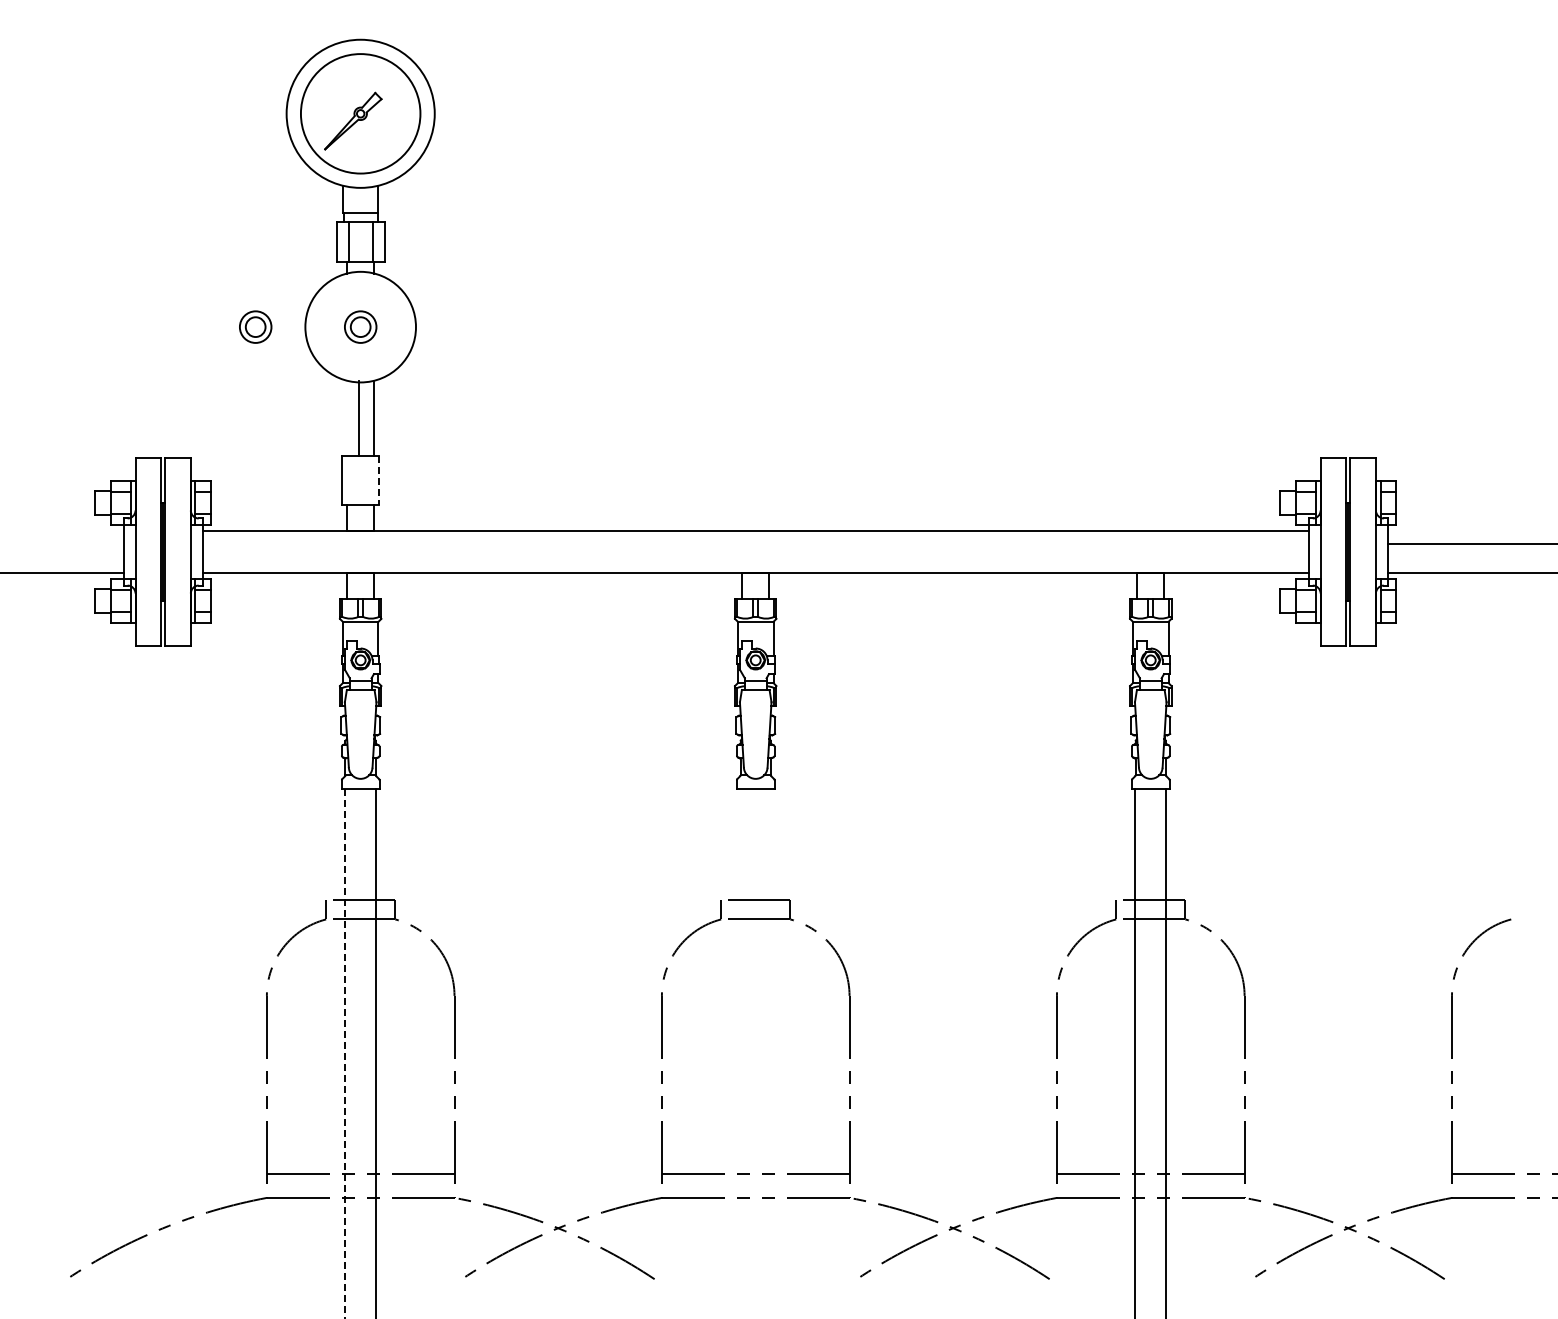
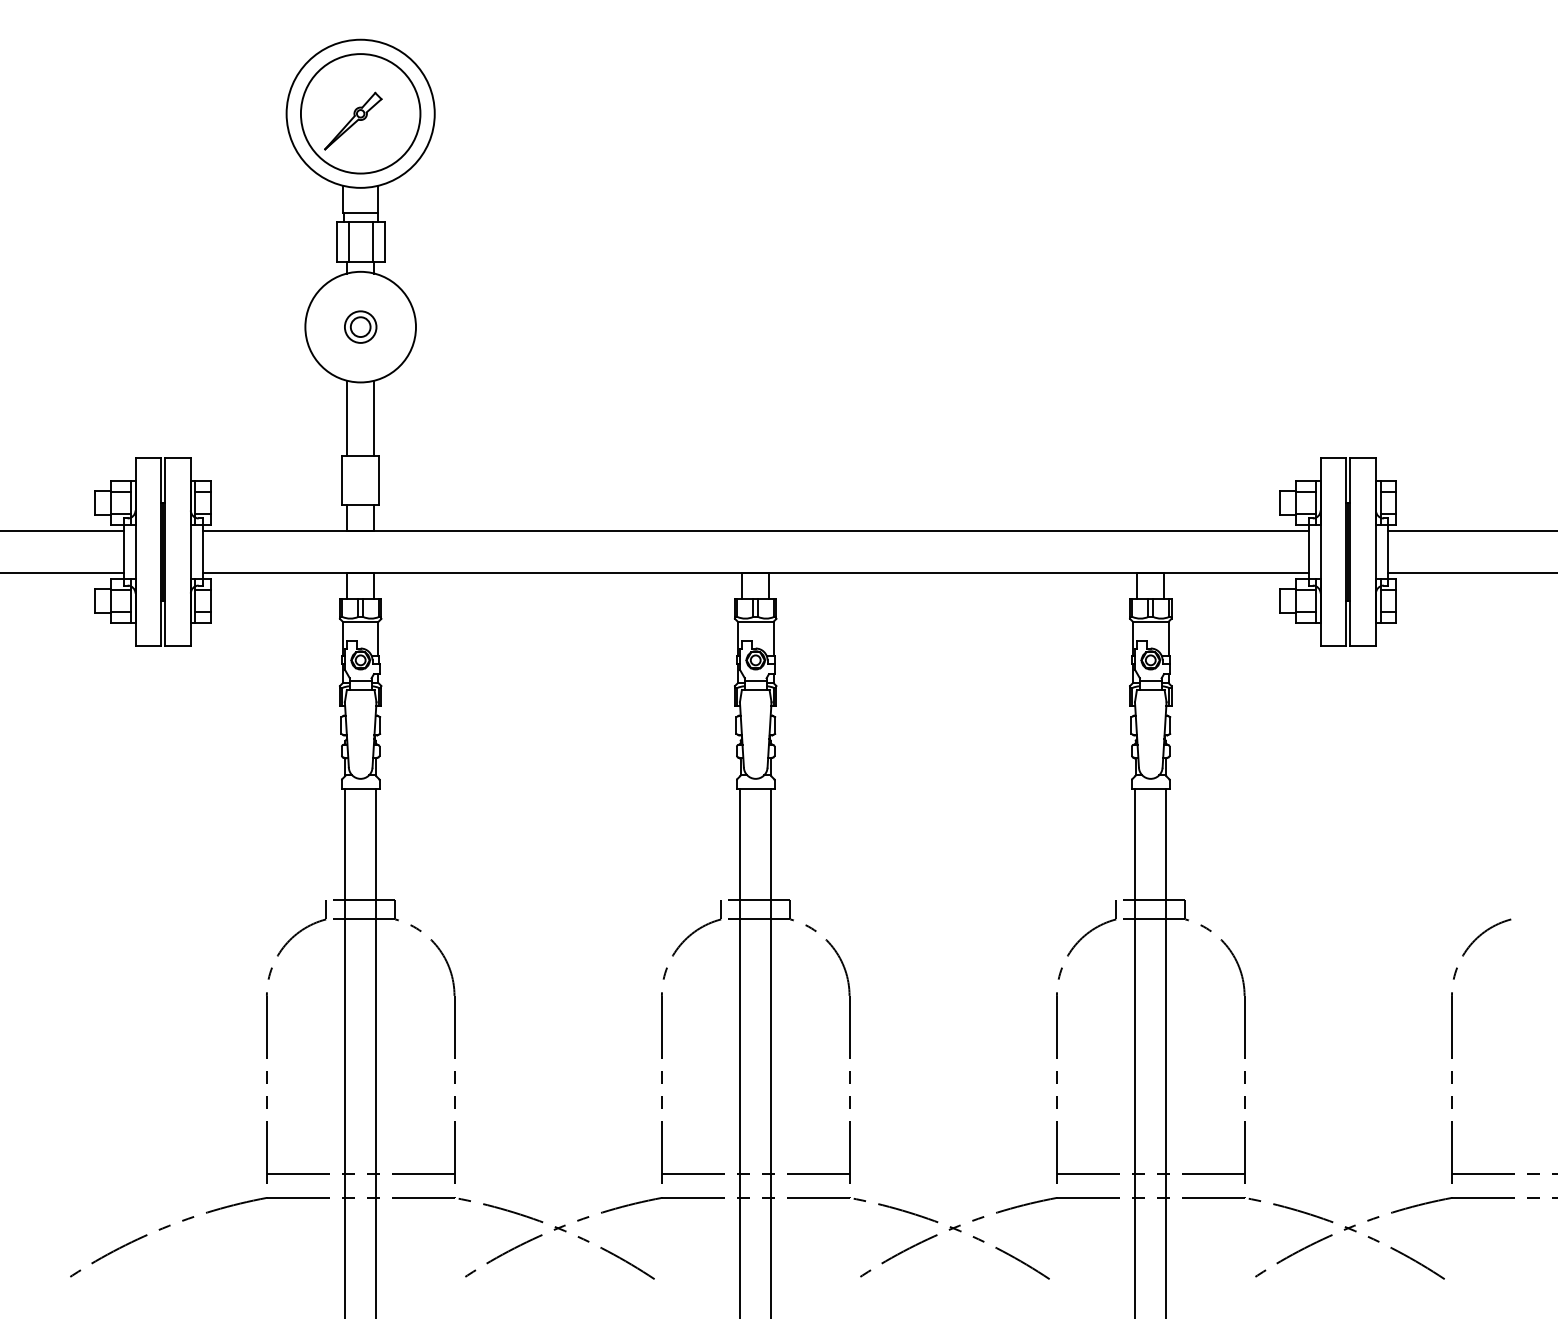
part: present -> none (255, 326)
line position: (359, 417) -> (347, 417) (347, 417)
line: dashed -> solid (379, 480)
line: none -> present (62, 530)
line position: (1470, 543) -> (1470, 530) (1470, 530)
line: none -> present (740, 1051)
line: none -> present (771, 1051)
line: dashed -> solid (345, 1053)
